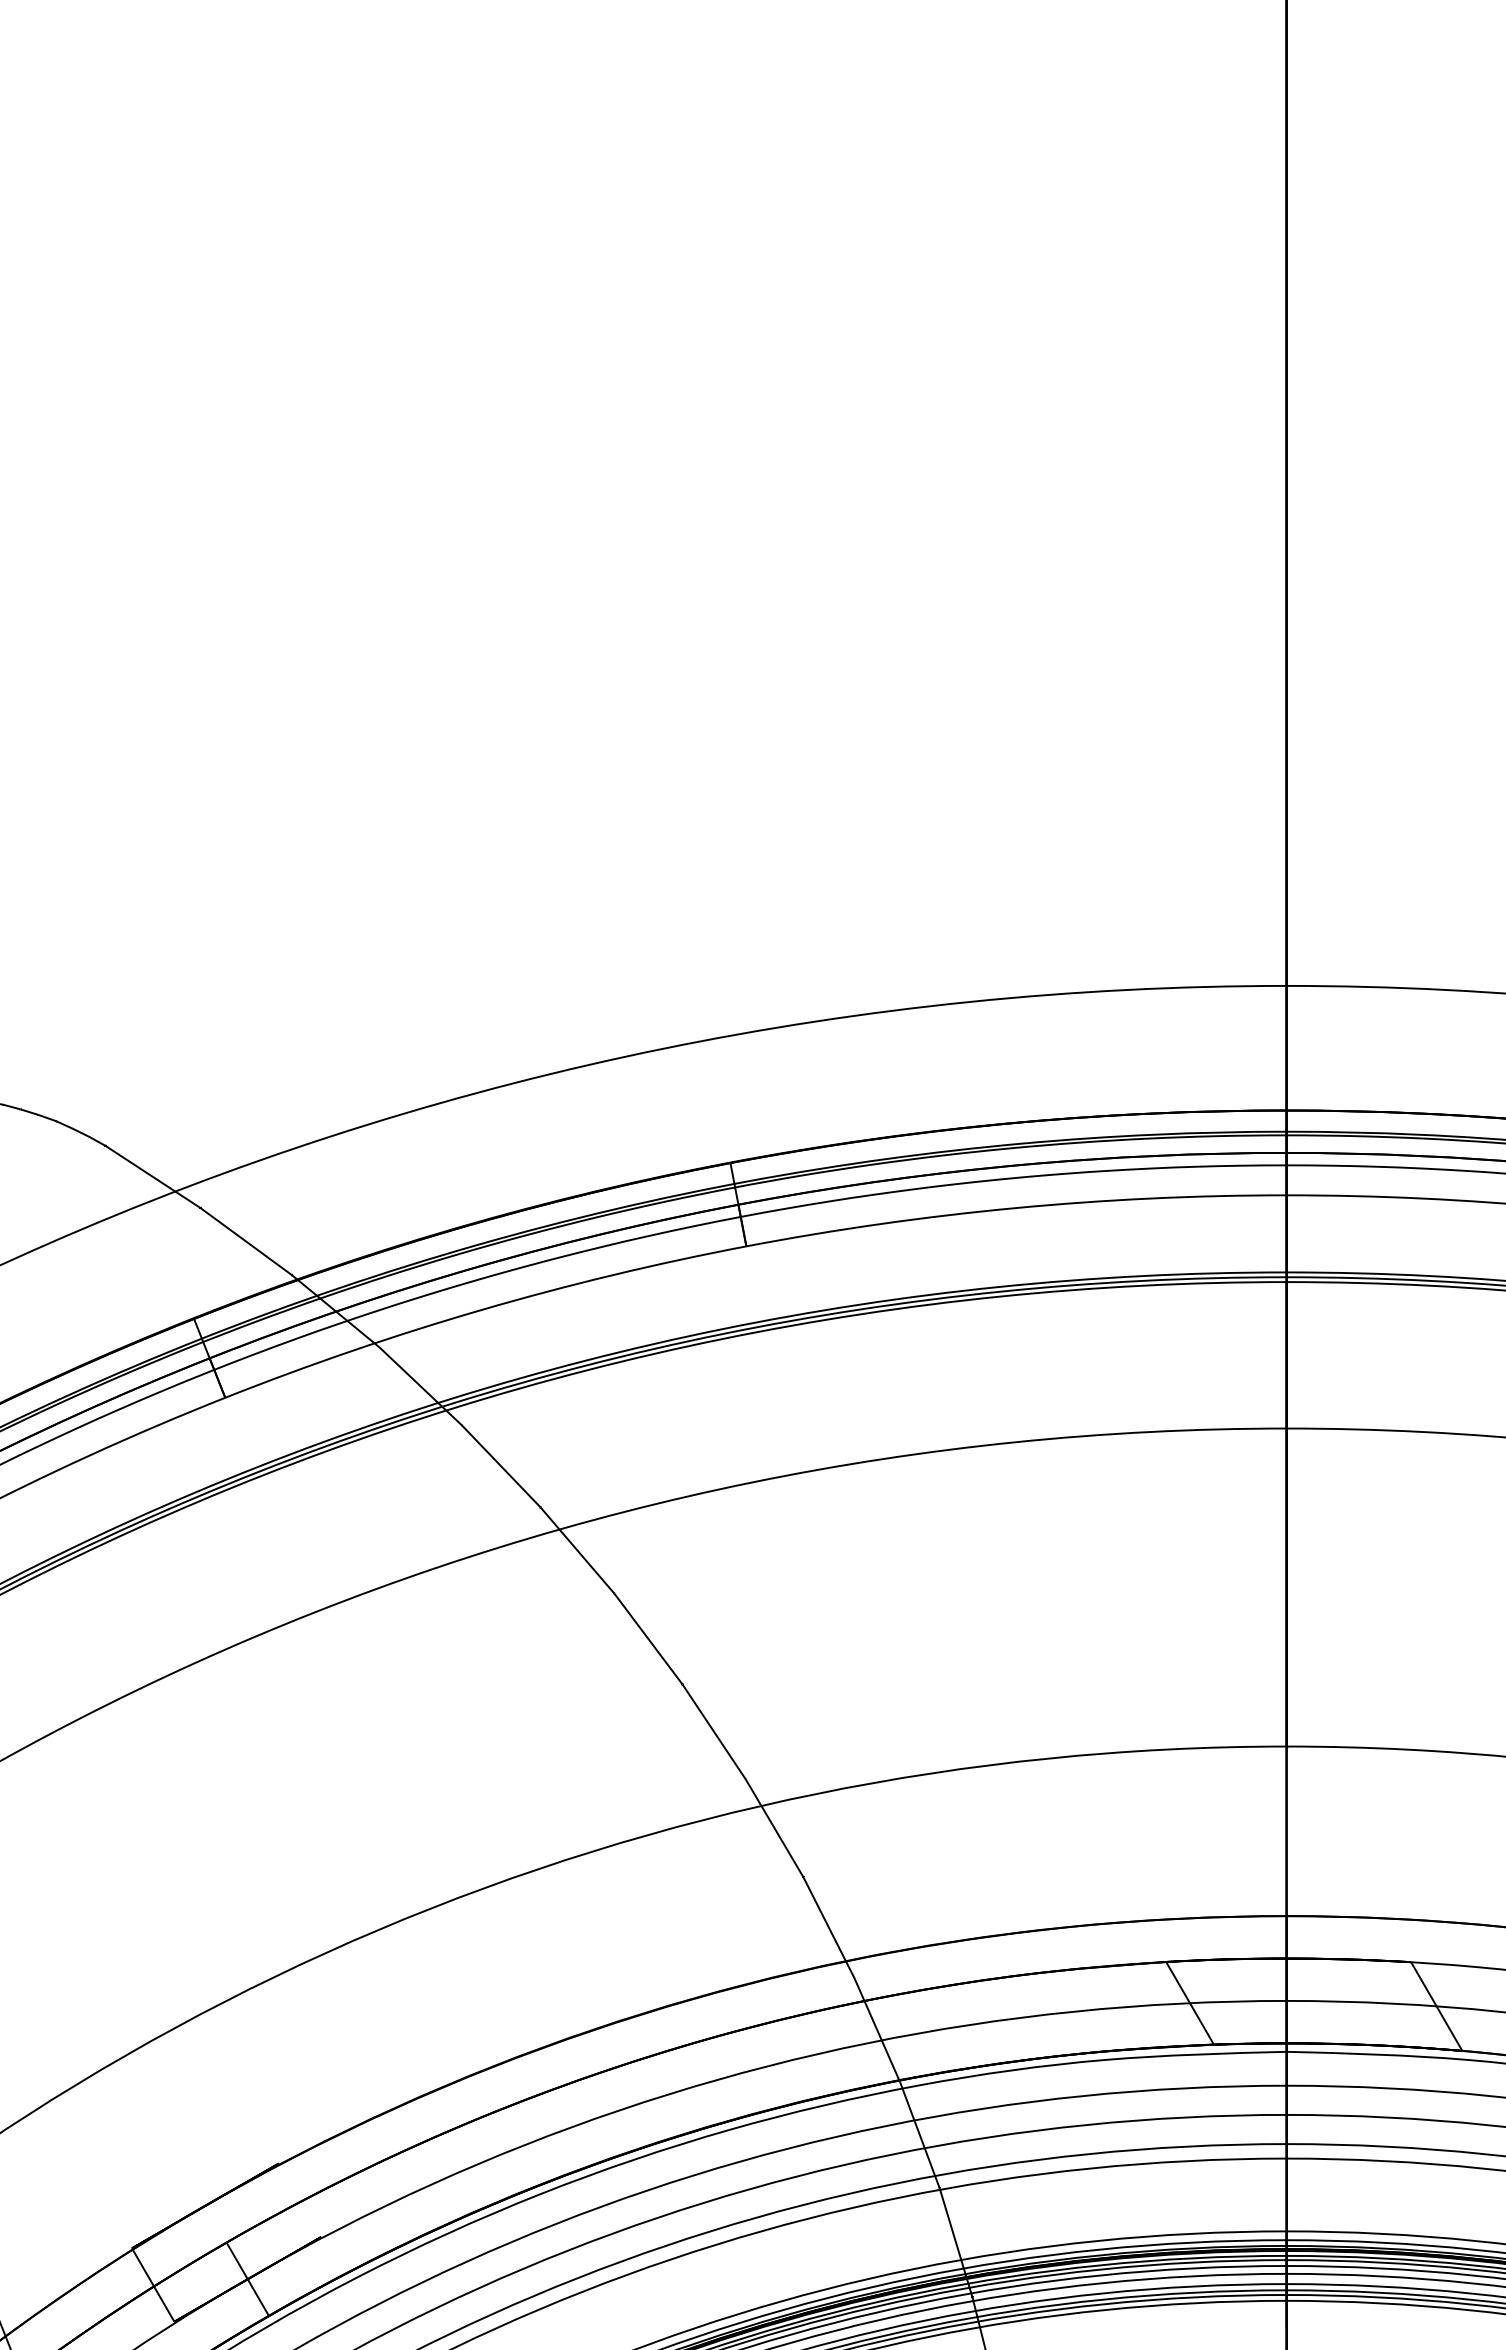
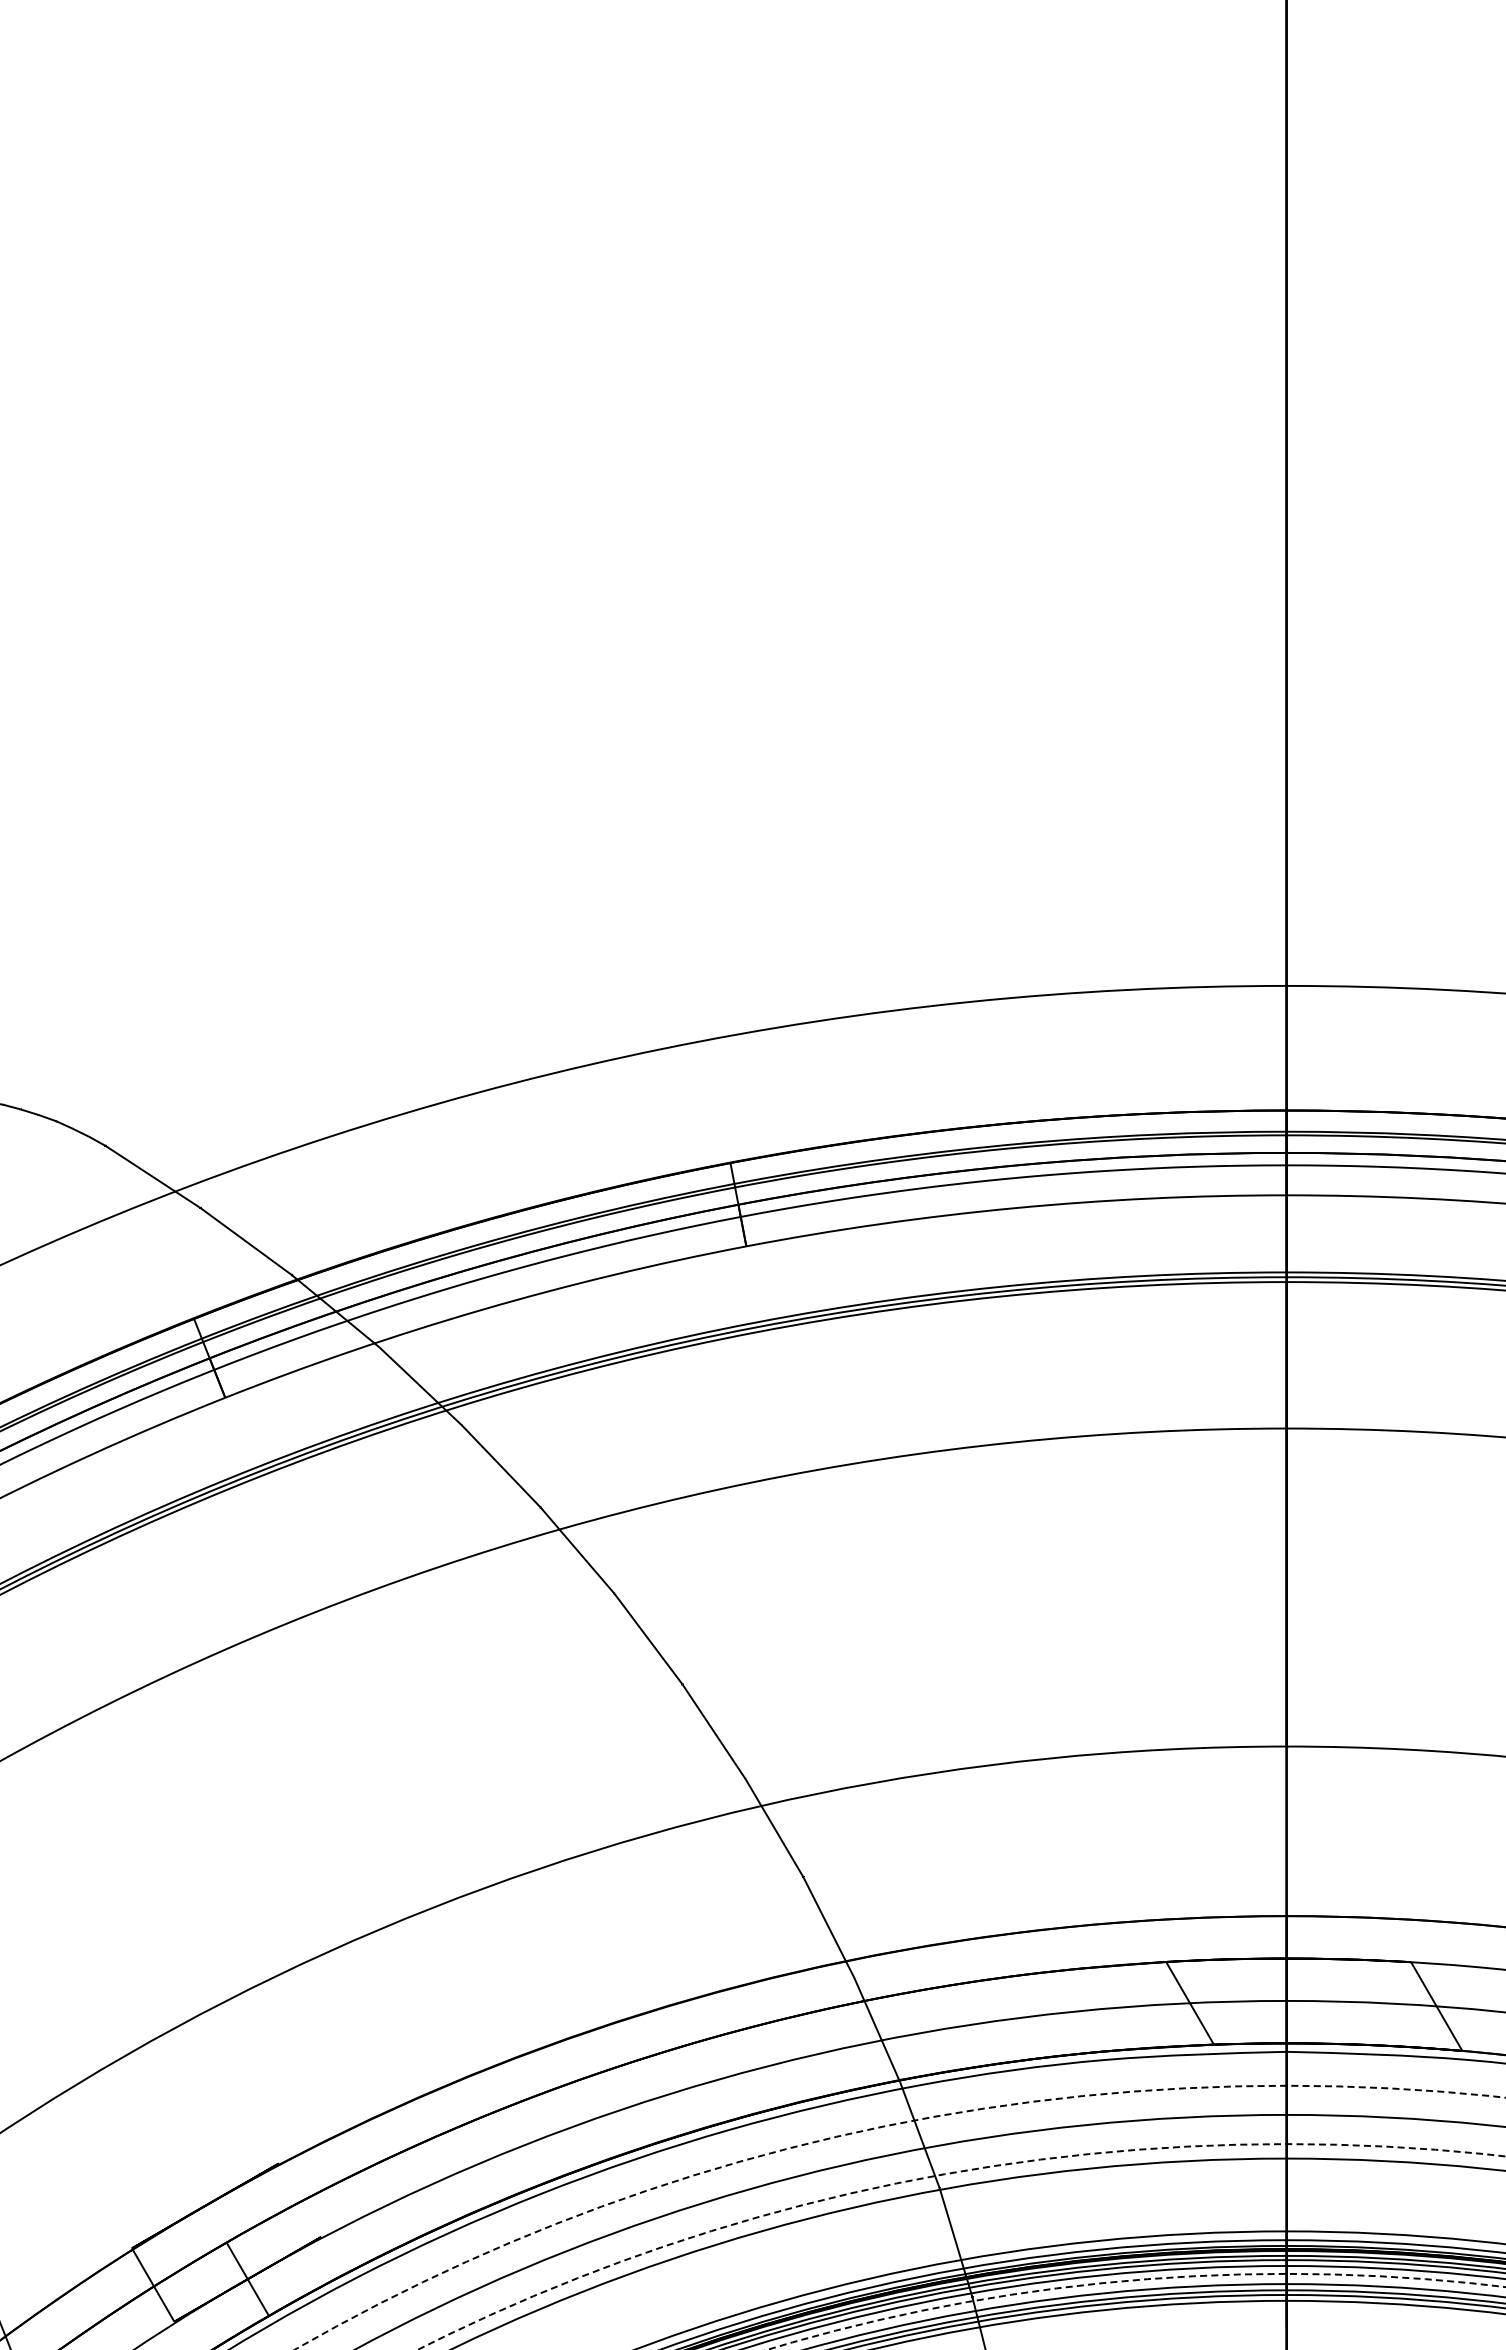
circle: solid -> dashed (899, 2217)
circle: solid -> dashed (961, 2246)
circle: solid -> dashed (1136, 2311)
